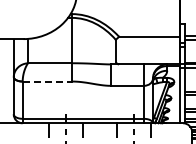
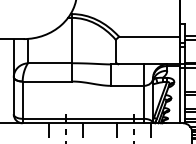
line: dashed -> solid (47, 81)
